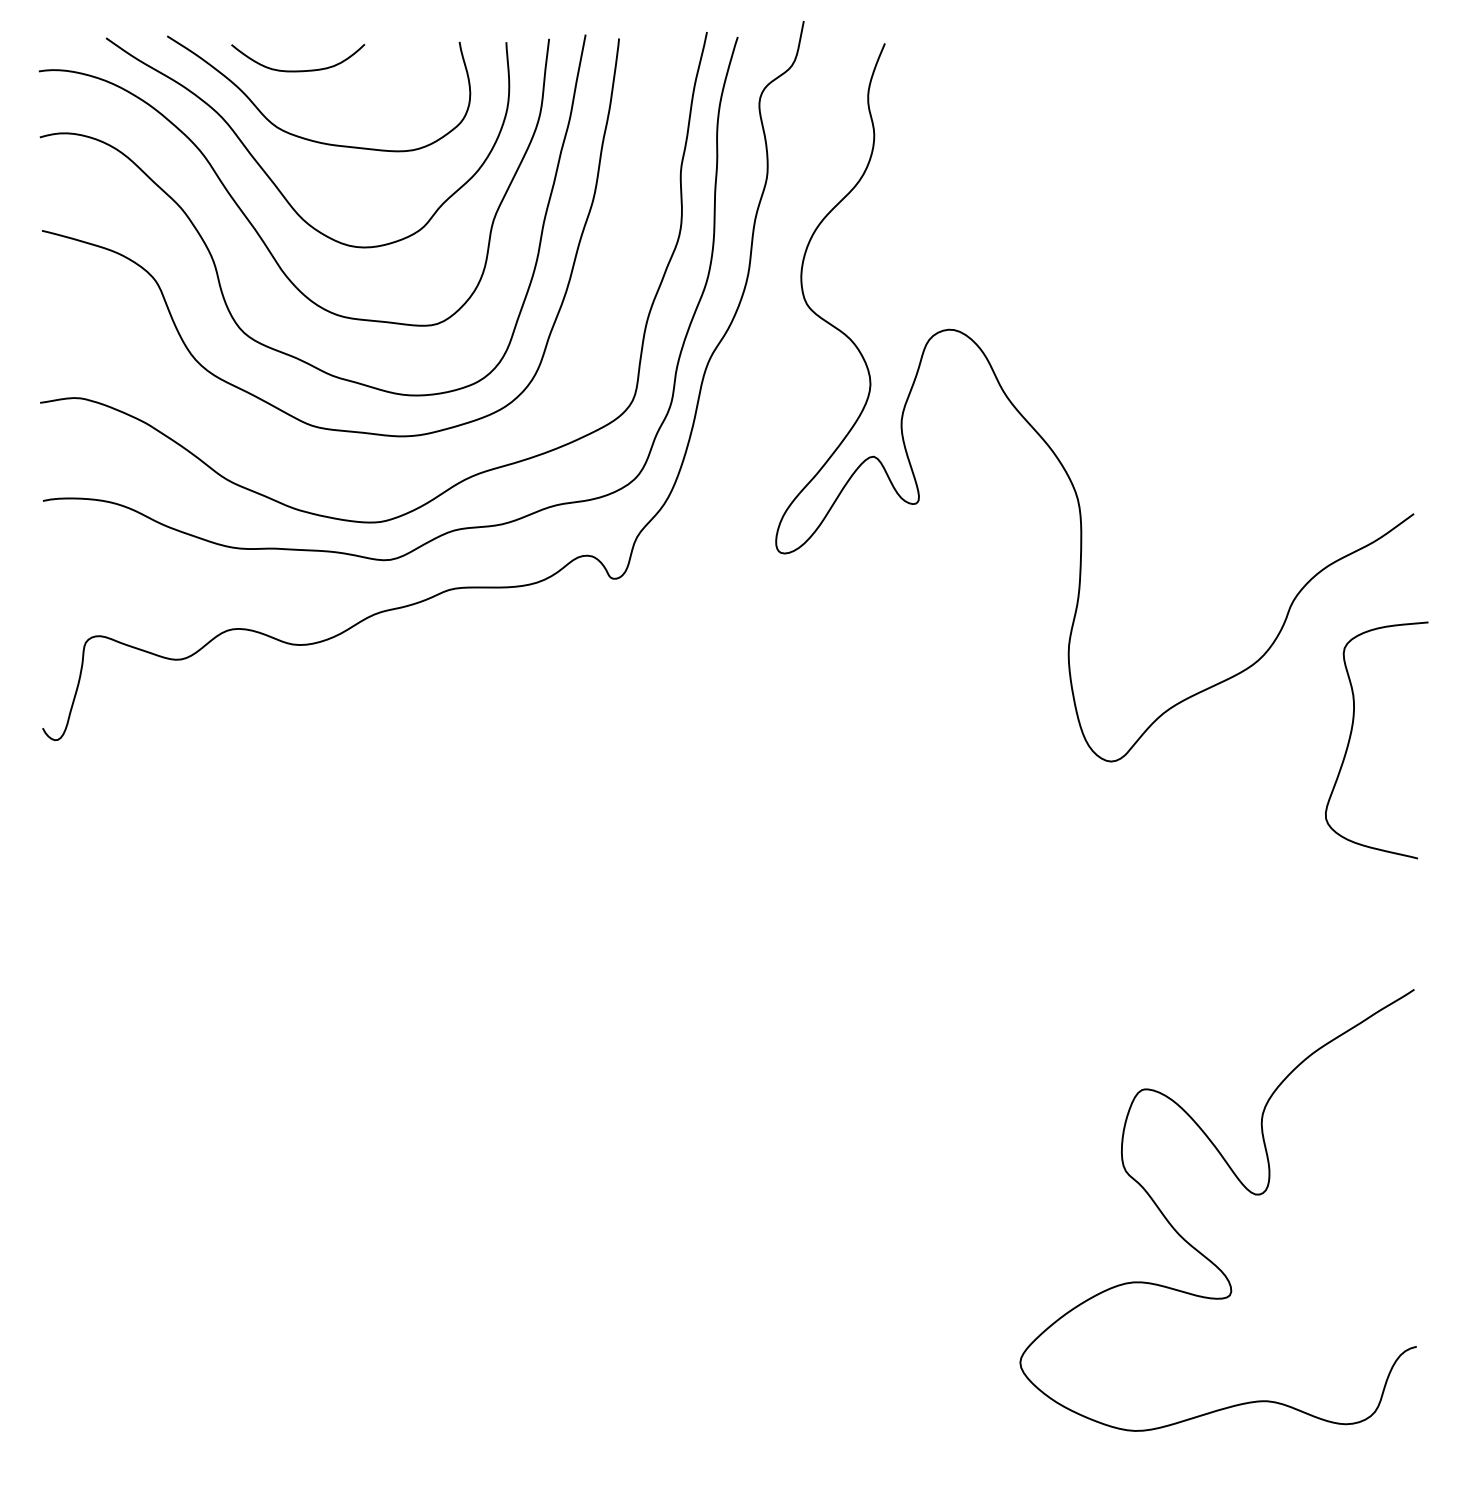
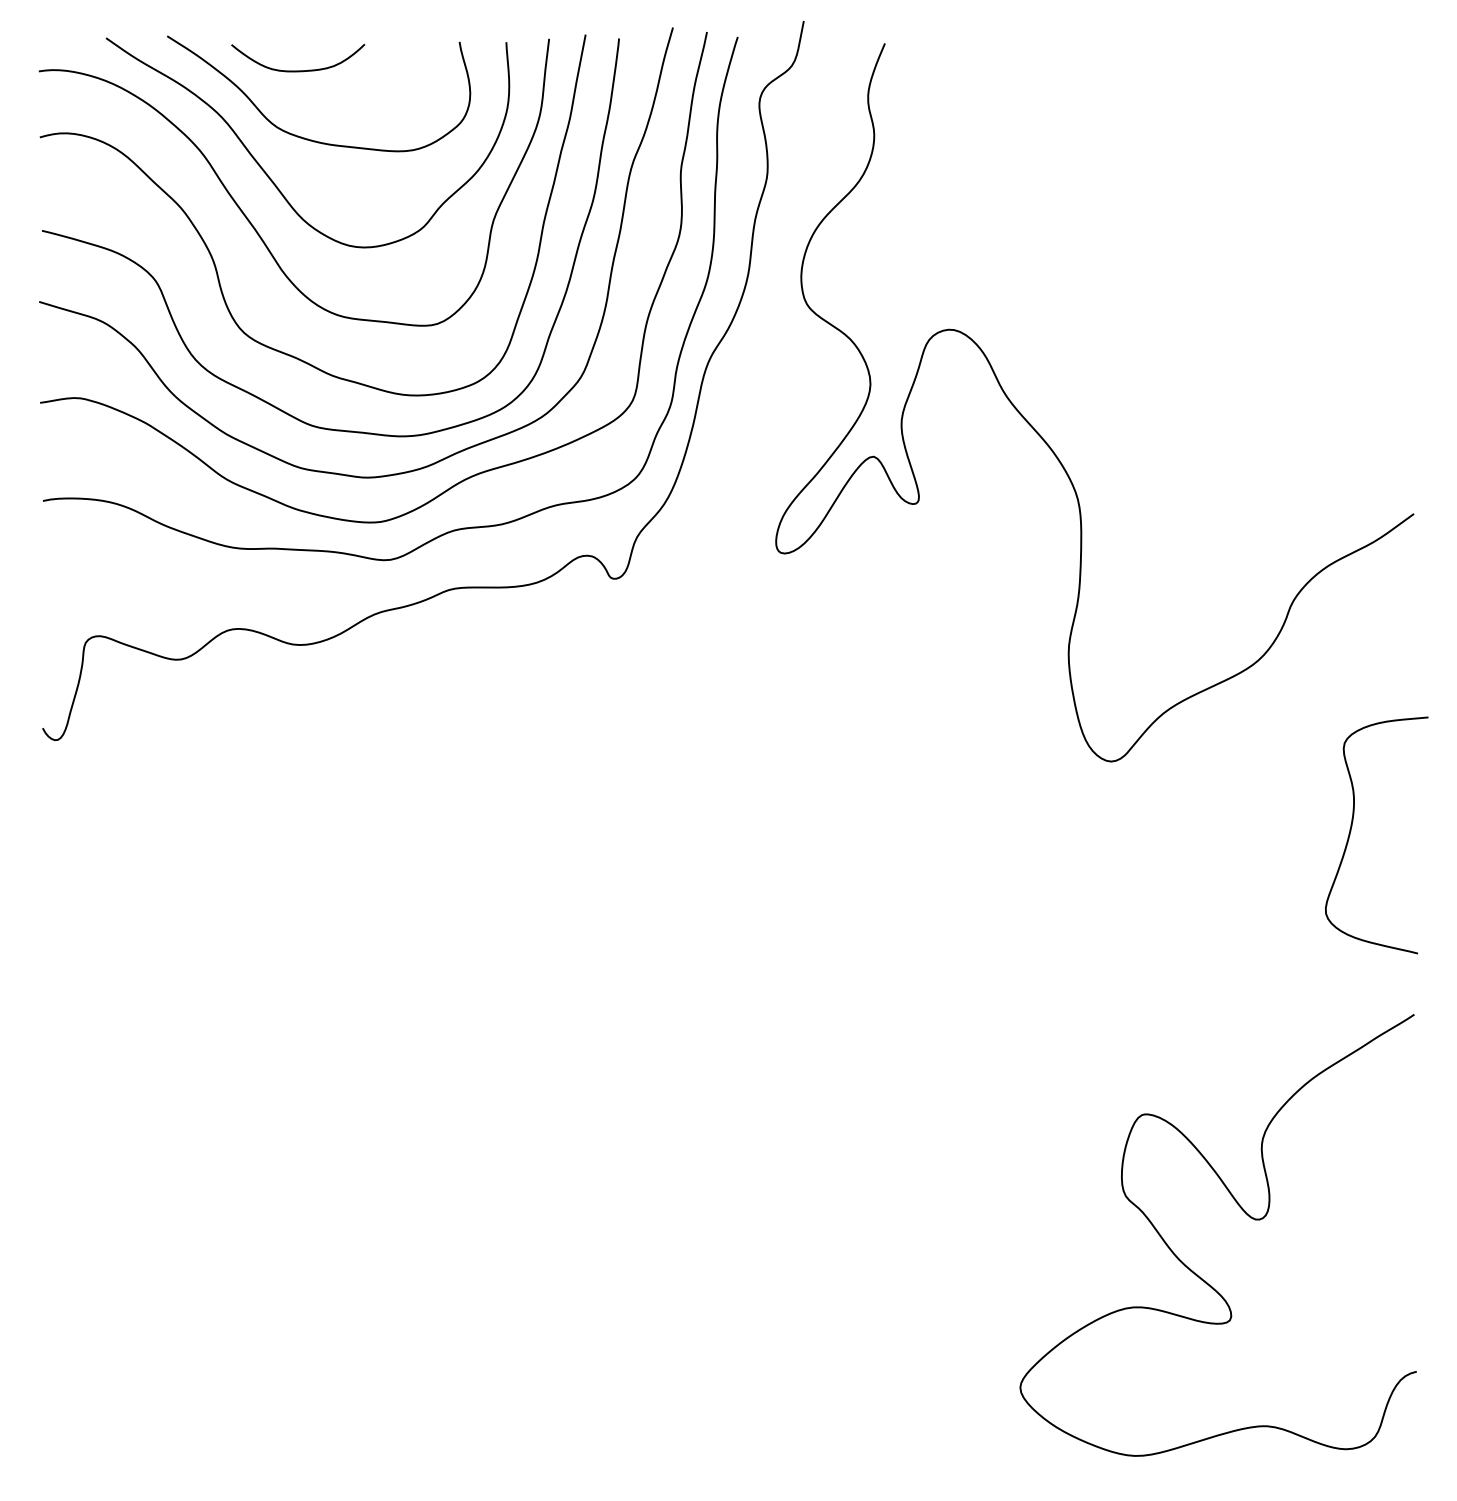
curve: none -> present (267, 452)
curve position: (1351, 736) -> (1351, 831) (1351, 831)
curve position: (1242, 1185) -> (1242, 1210) (1242, 1210)
